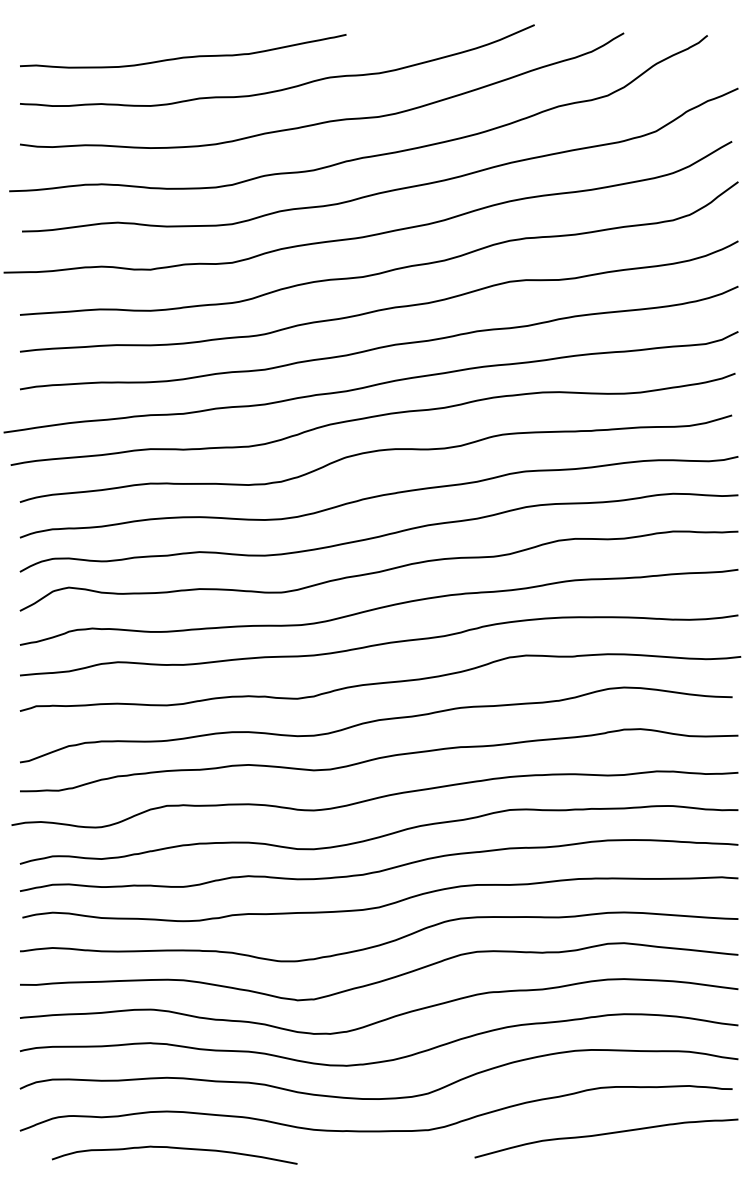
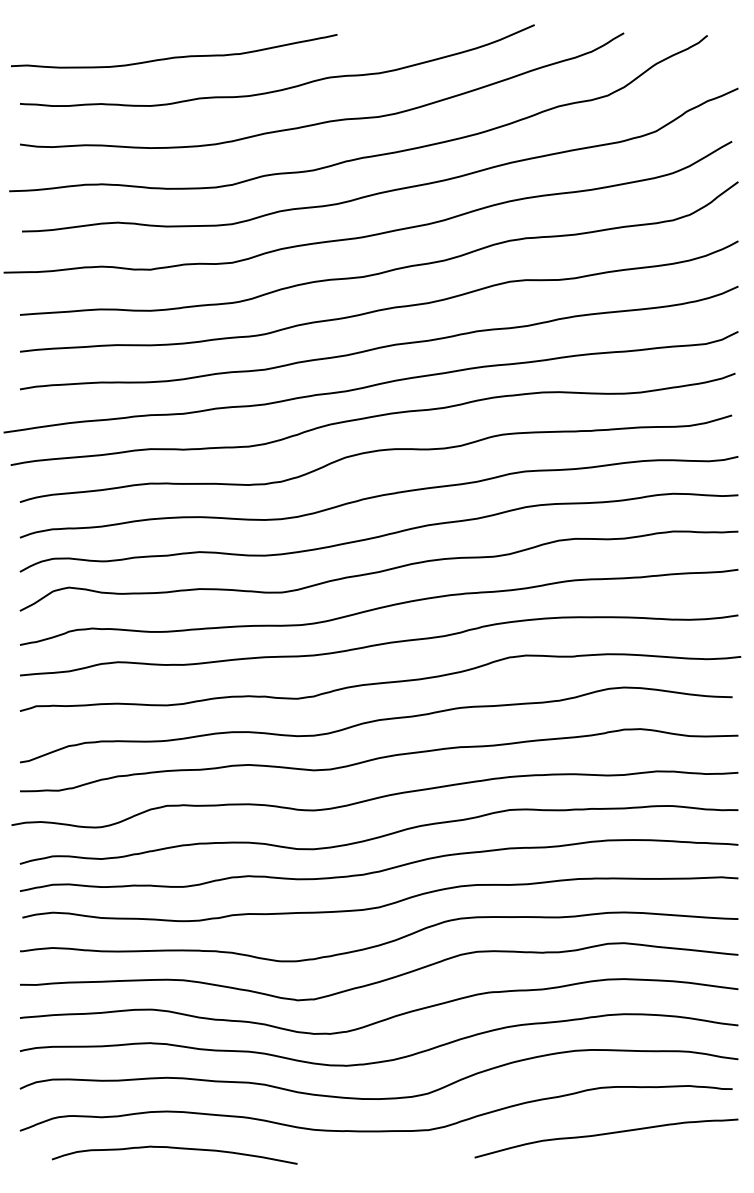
curve position: (183, 56) -> (174, 56) (174, 56)
